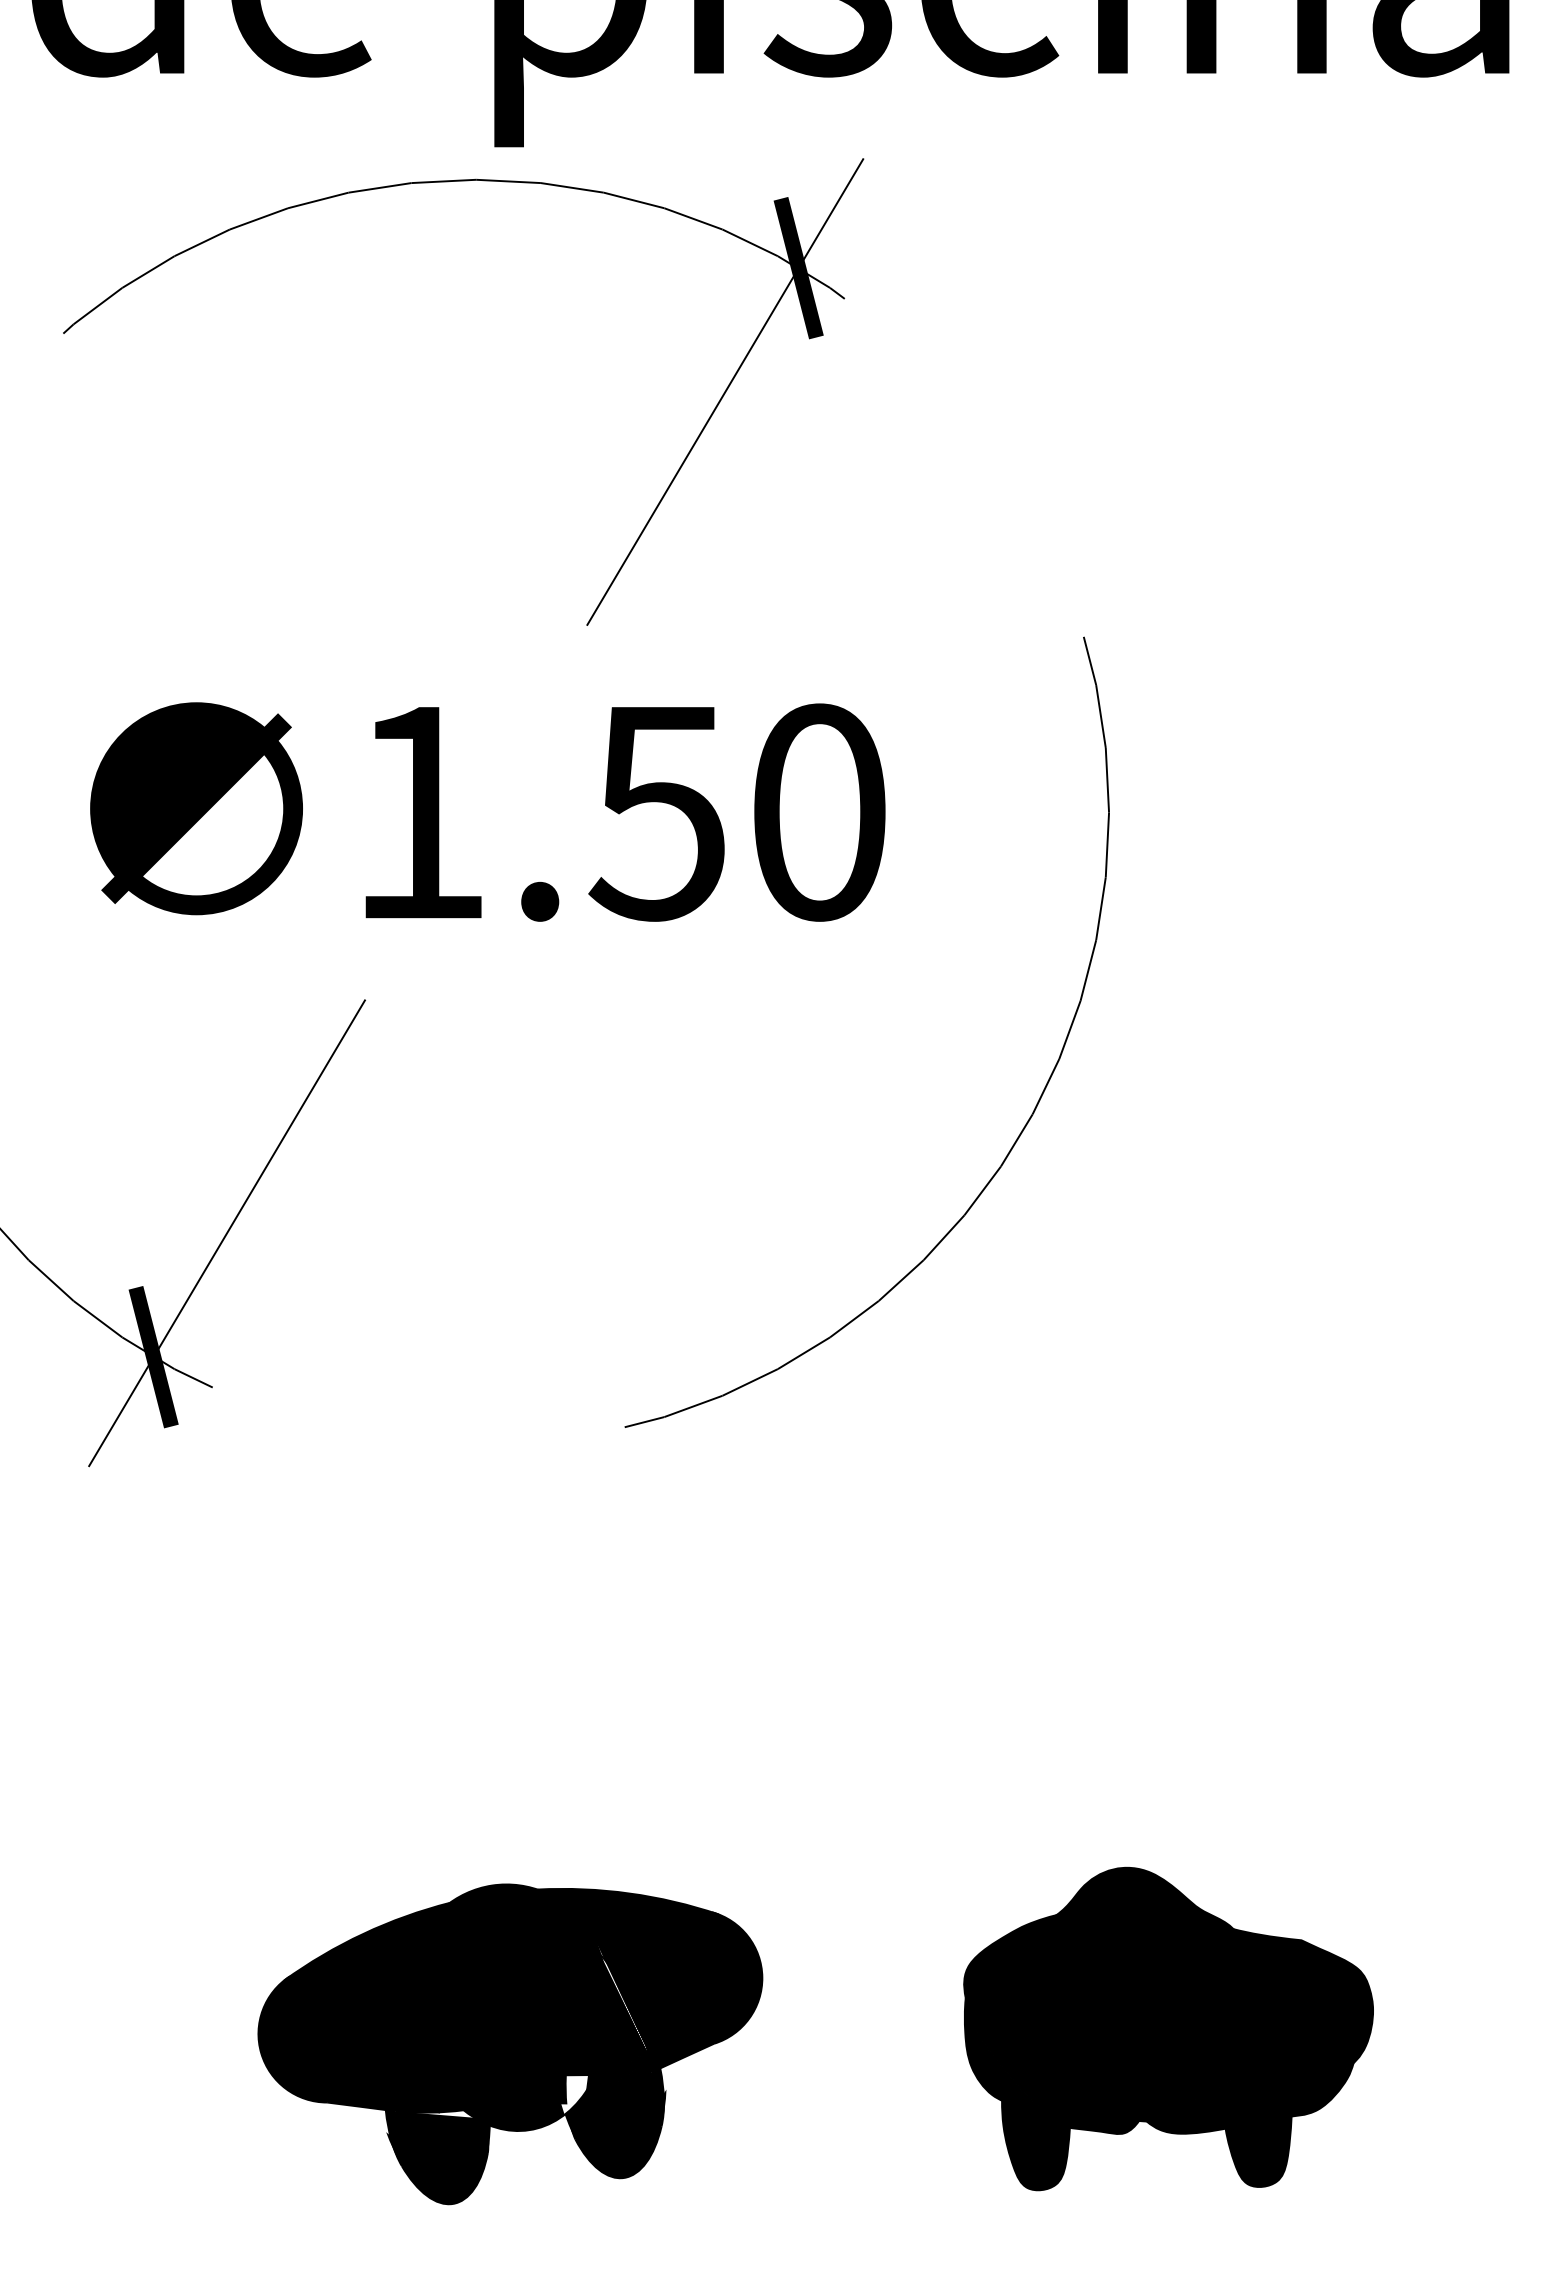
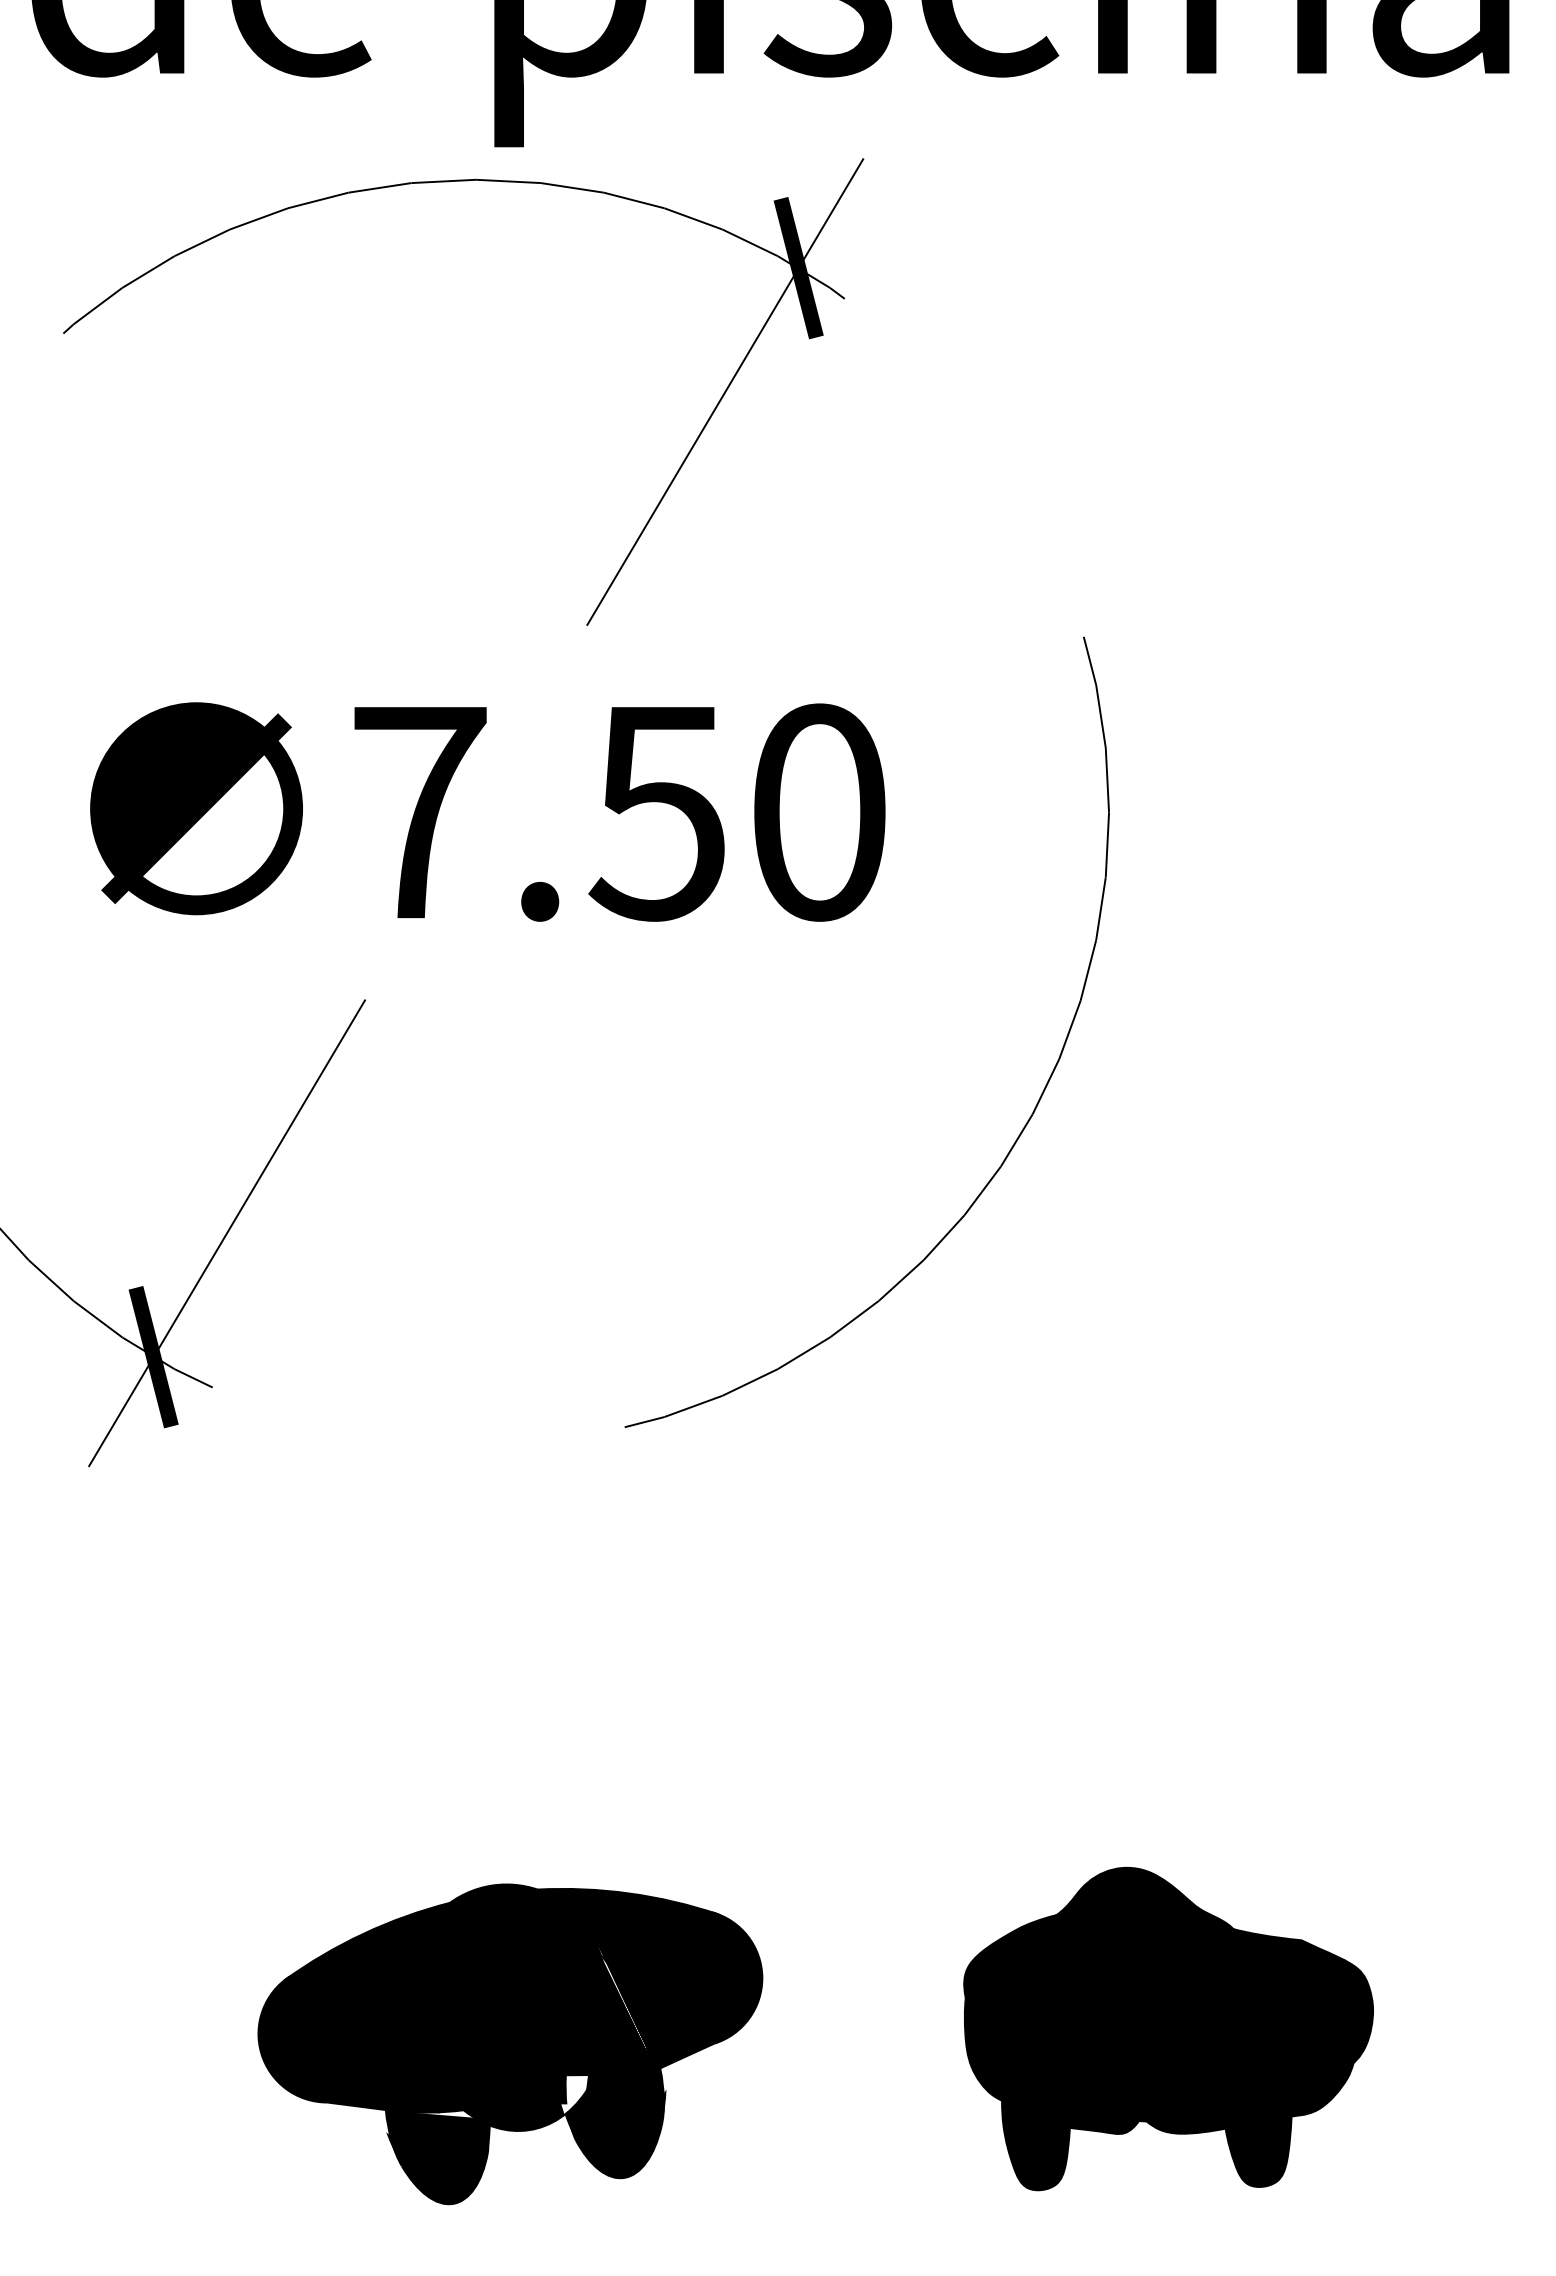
text: 1.50 -> 7.50 (420, 812)
